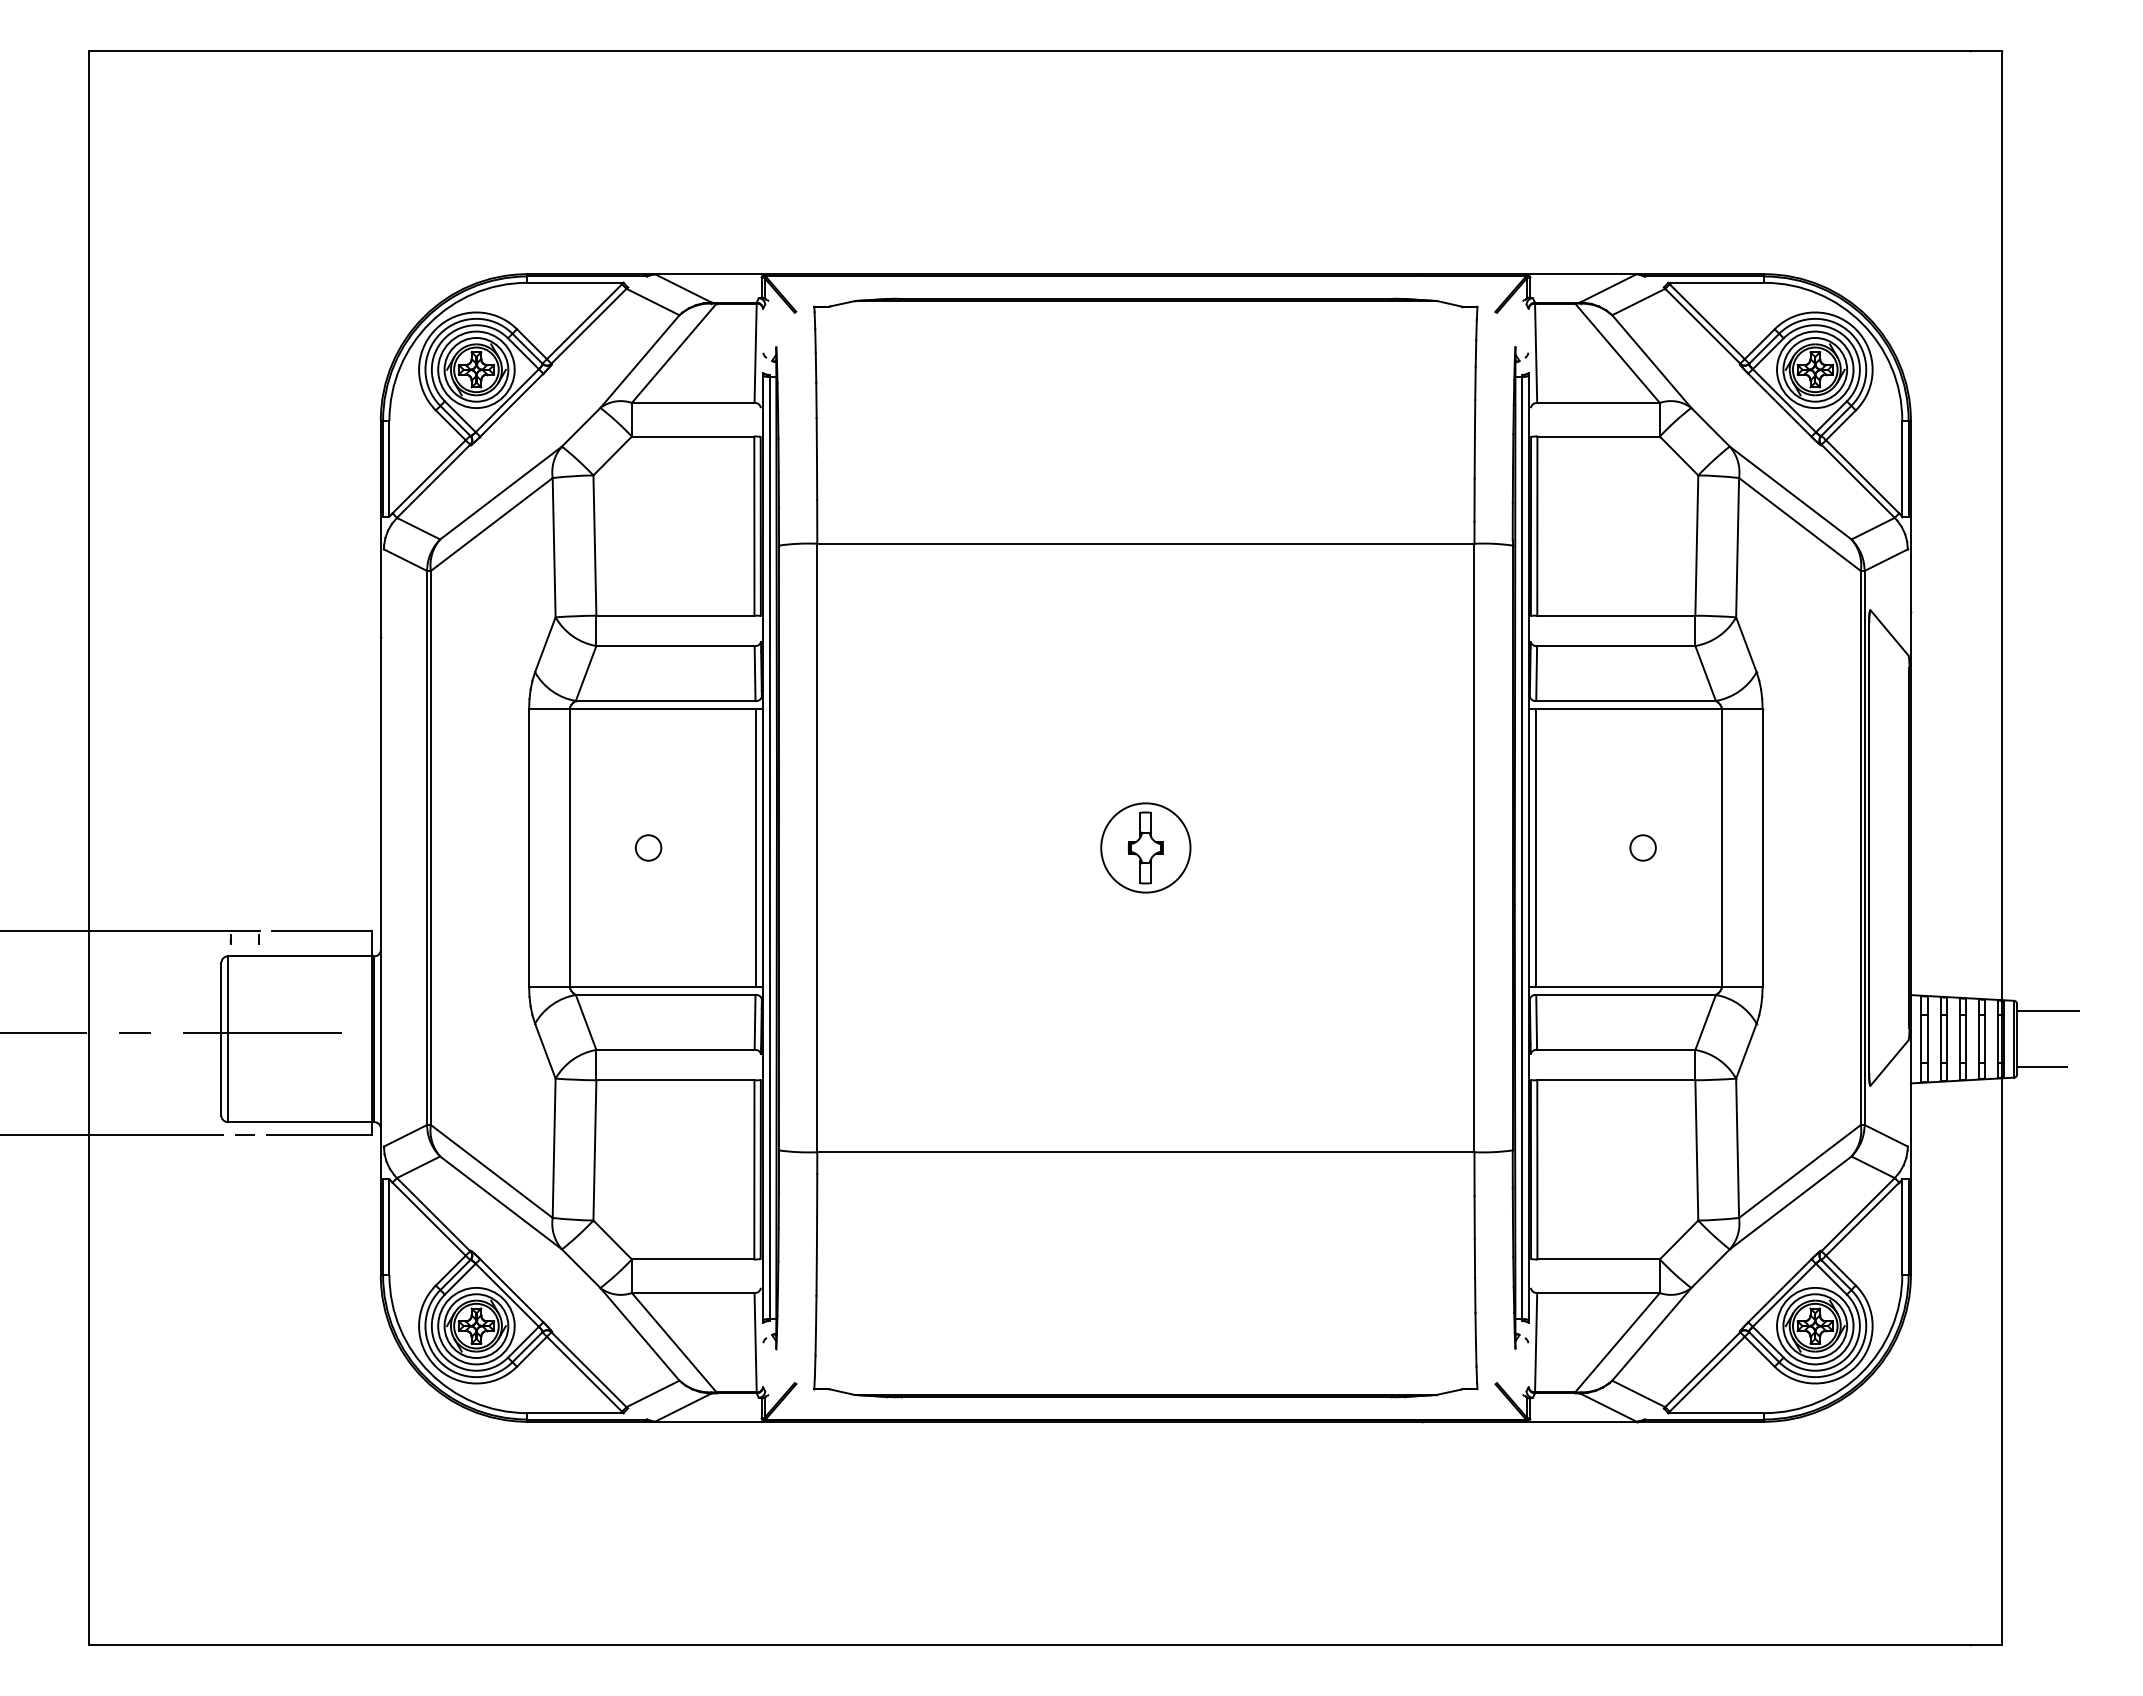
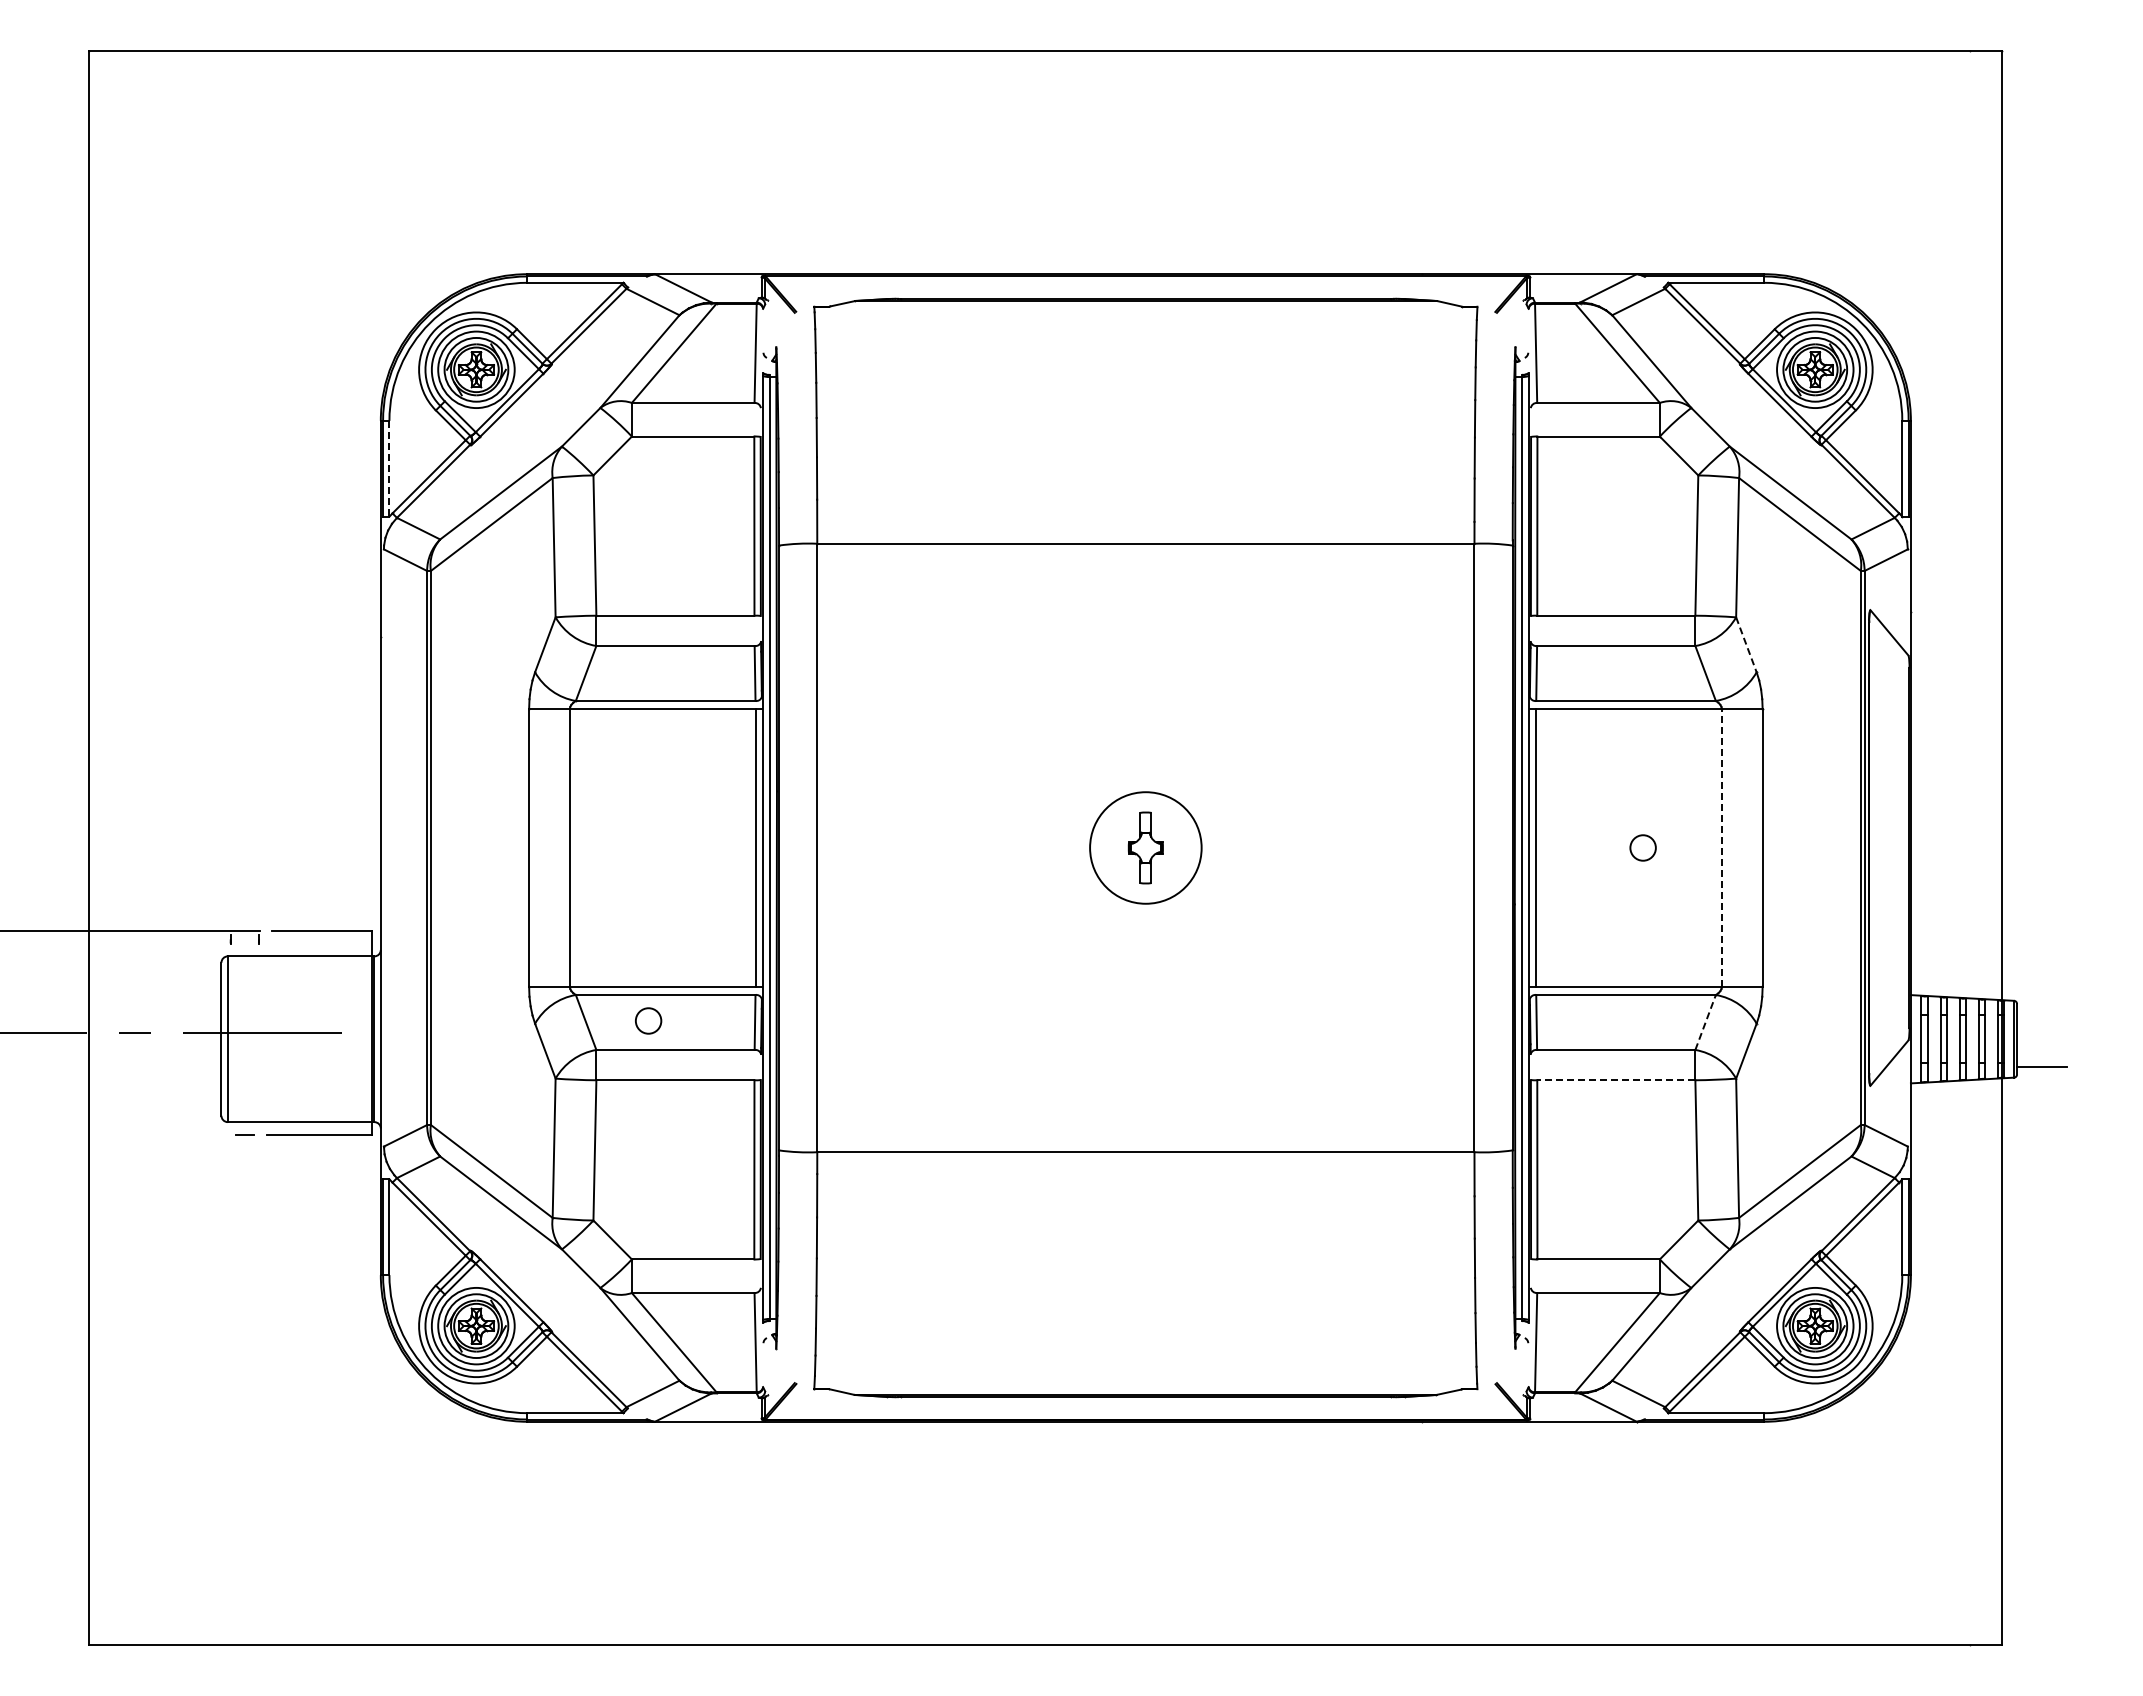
line: solid -> dashed (389, 468)
line: solid -> dashed (1746, 645)
circle position: (648, 847) -> (648, 1020) (648, 1020)
circle diameter: 89 px -> 112 px (1145, 847)
line: solid -> dashed (1721, 847)
line: present -> none (2047, 1011)
line: solid -> dashed (1705, 1022)
line: solid -> dashed (1615, 1080)
line: present -> none (112, 1134)
